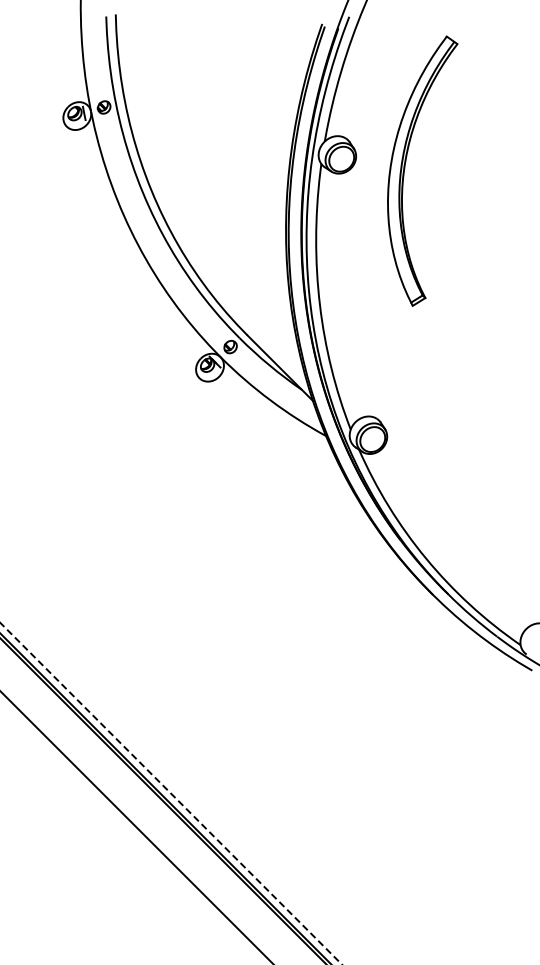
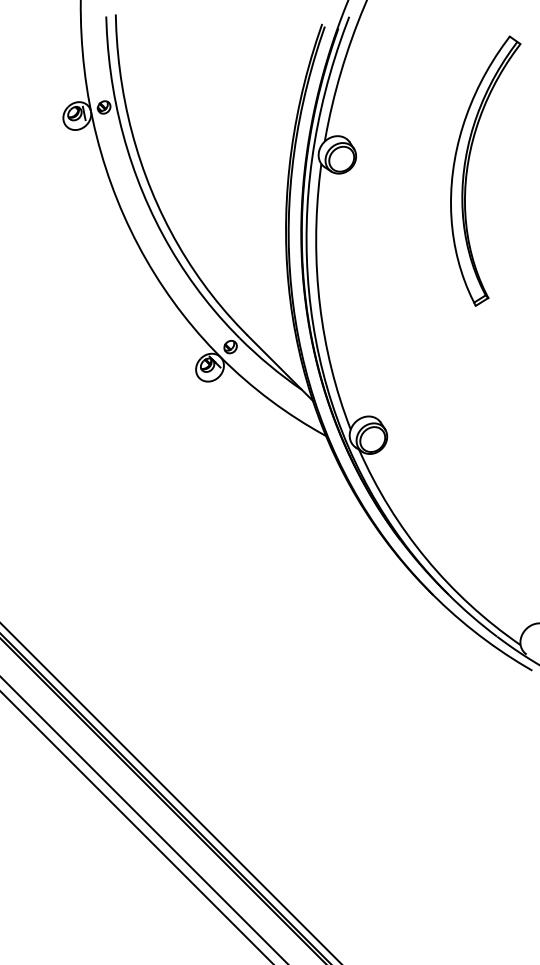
part position: (405, 169) -> (468, 169) (468, 169)
line: dashed -> solid (171, 793)
line: none -> present (143, 819)
